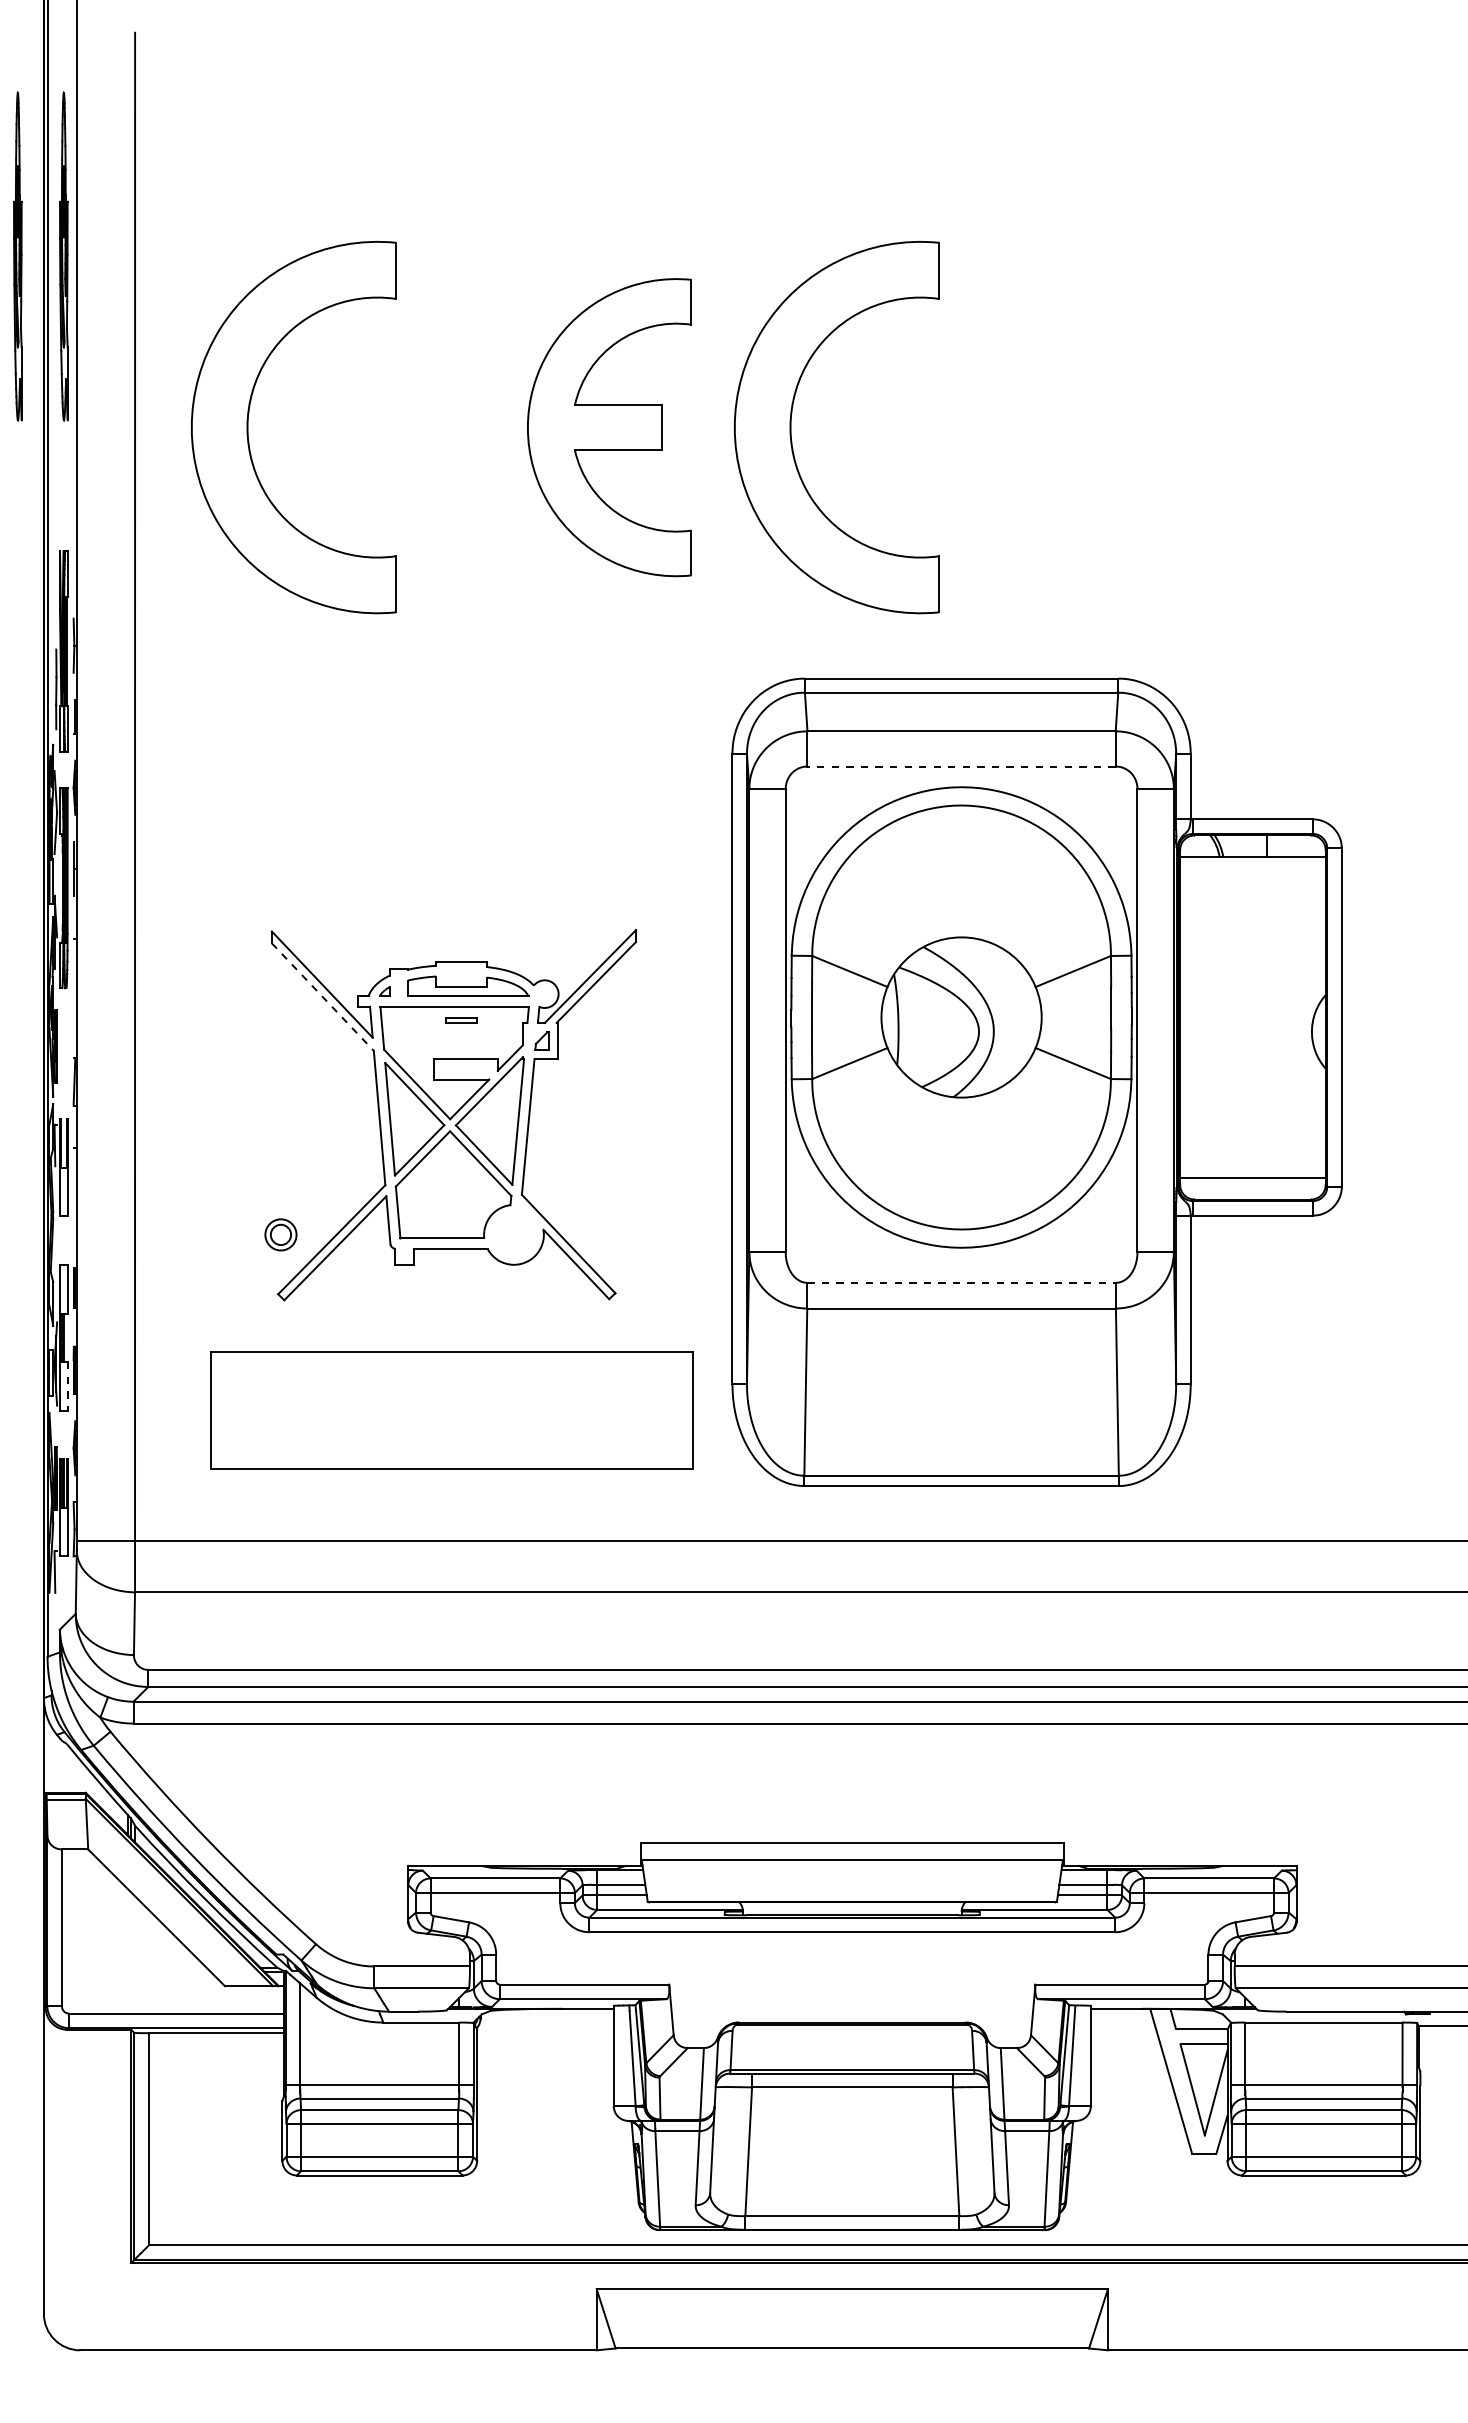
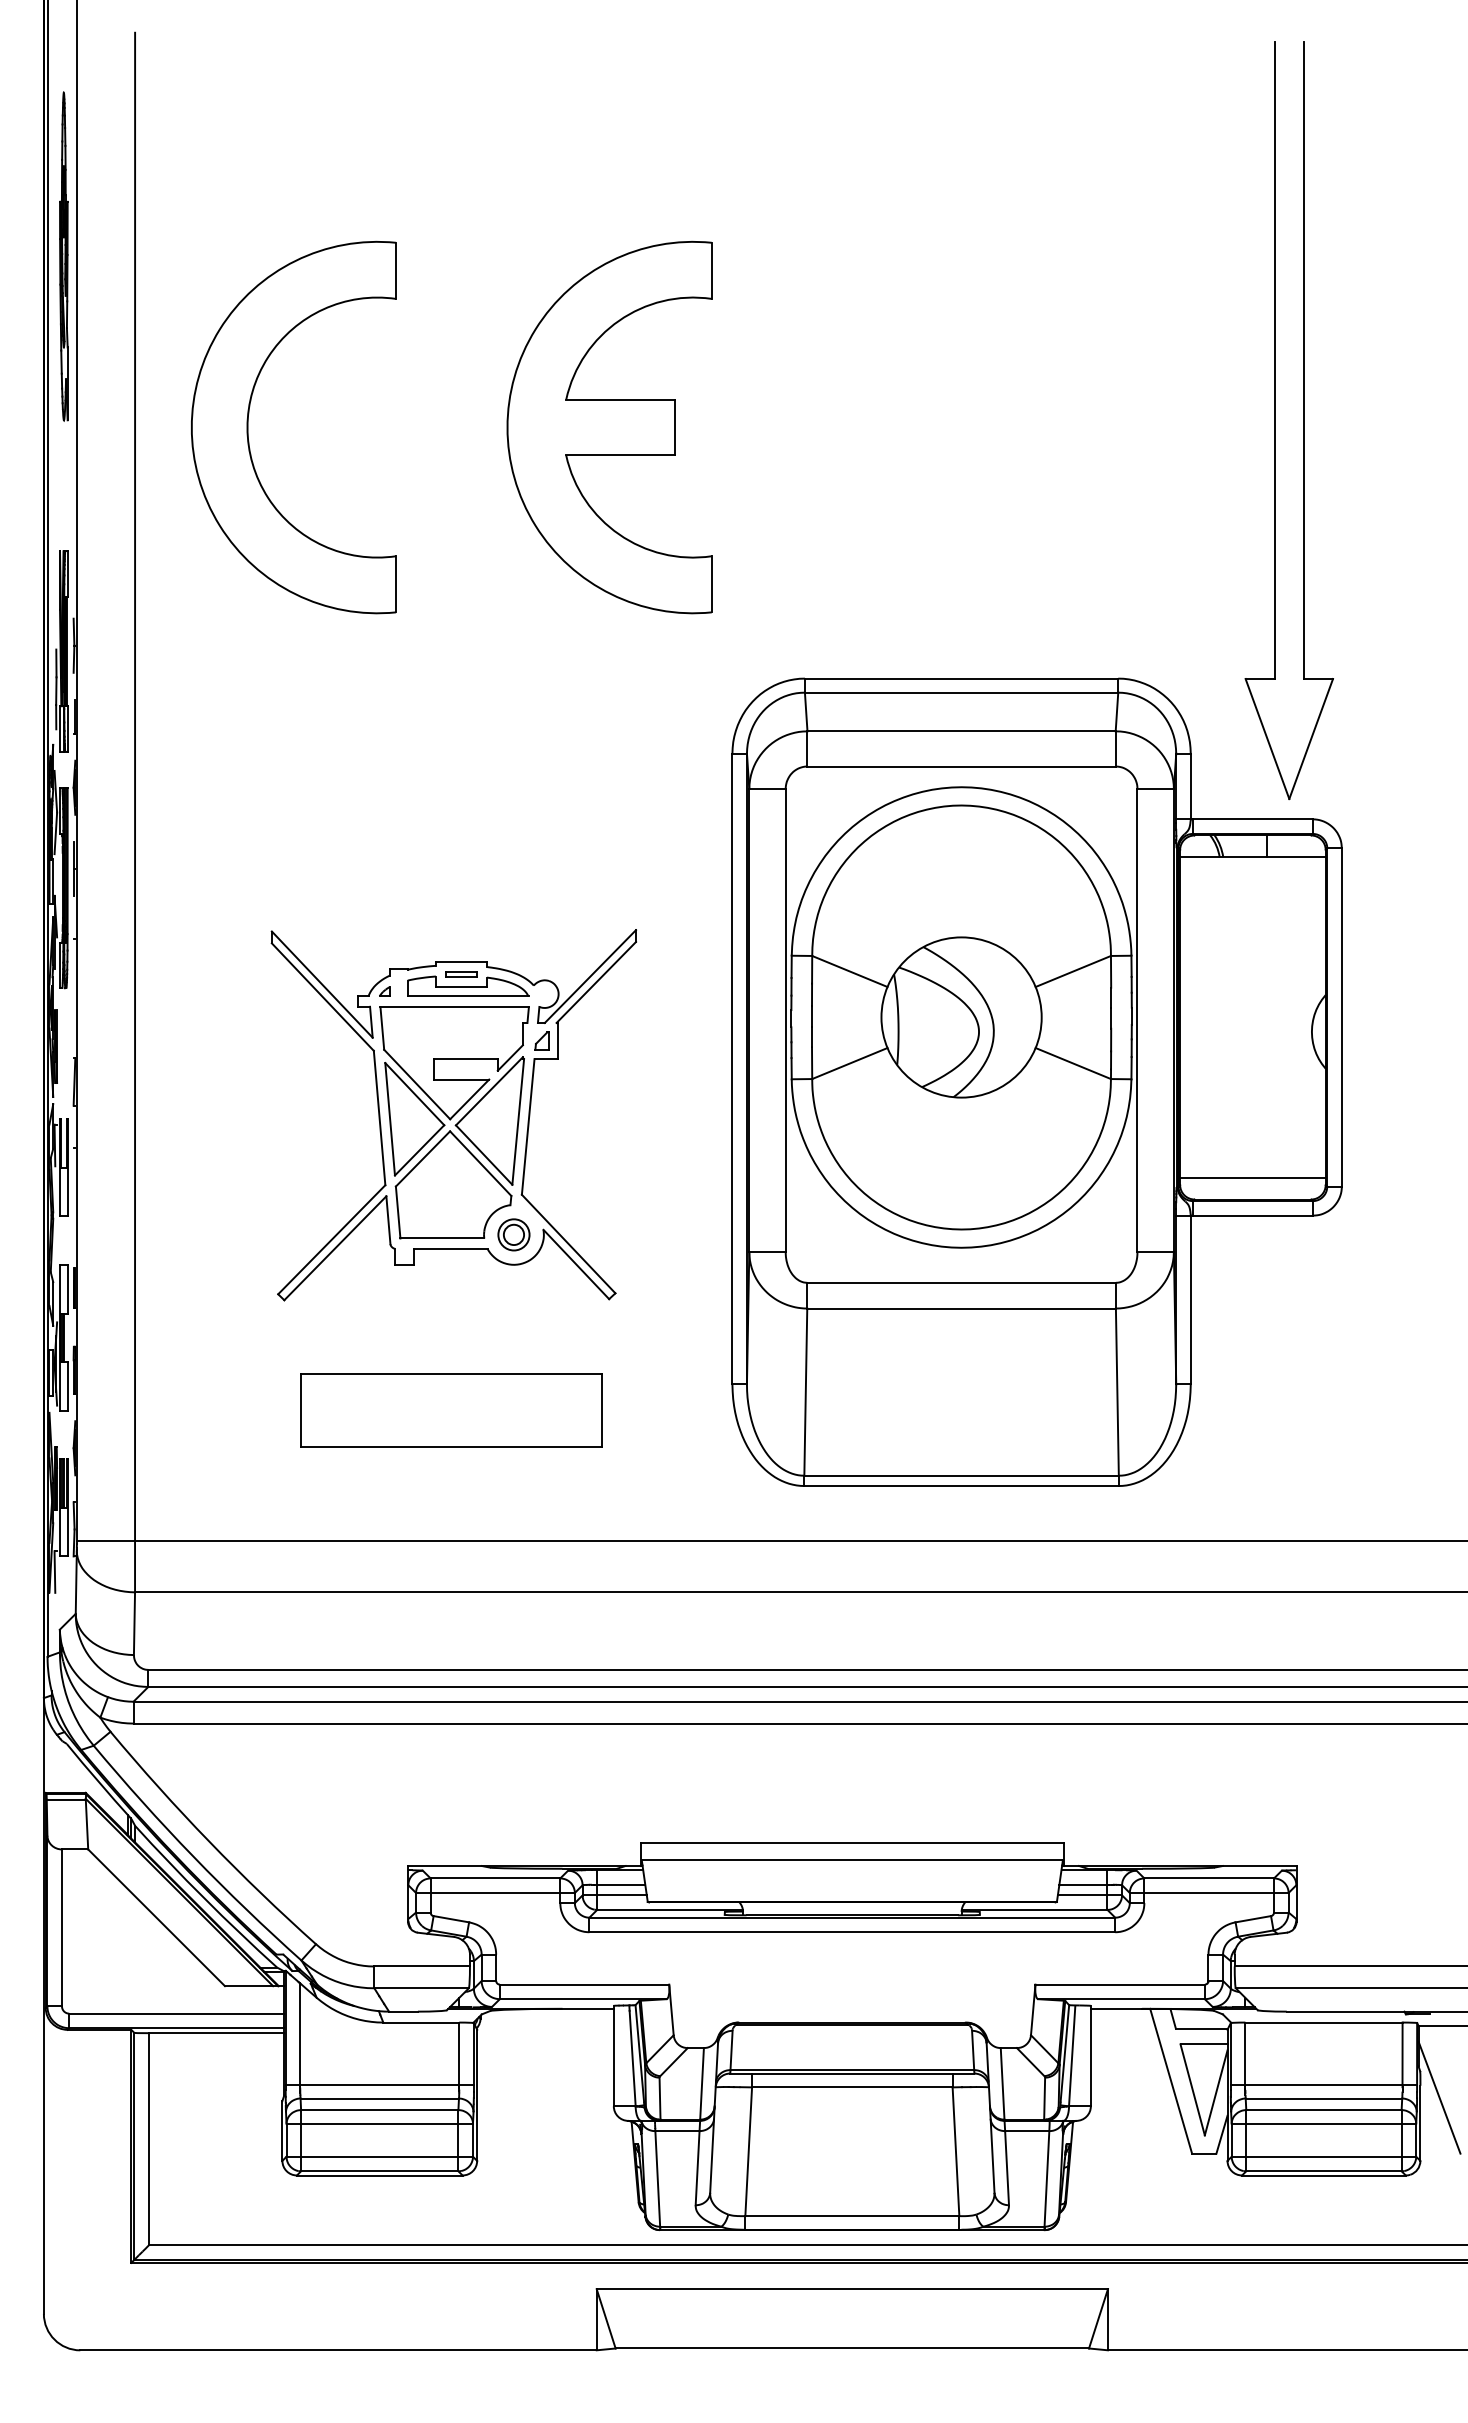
part: present -> none (17, 256)
part: none -> present (1275, 420)
part size: 165x300 px -> 207x374 px (609, 427)
part: present -> none (791, 427)
line: dashed -> solid (961, 766)
line: dashed -> solid (323, 997)
part position: (461, 1020) -> (461, 974) (461, 974)
part position: (280, 1234) -> (513, 1234) (513, 1234)
line: dashed -> solid (962, 1282)
line: dashed -> solid (67, 1386)
part size: 484x119 px -> 303x75 px (451, 1410)
line: none -> present (1439, 2097)
